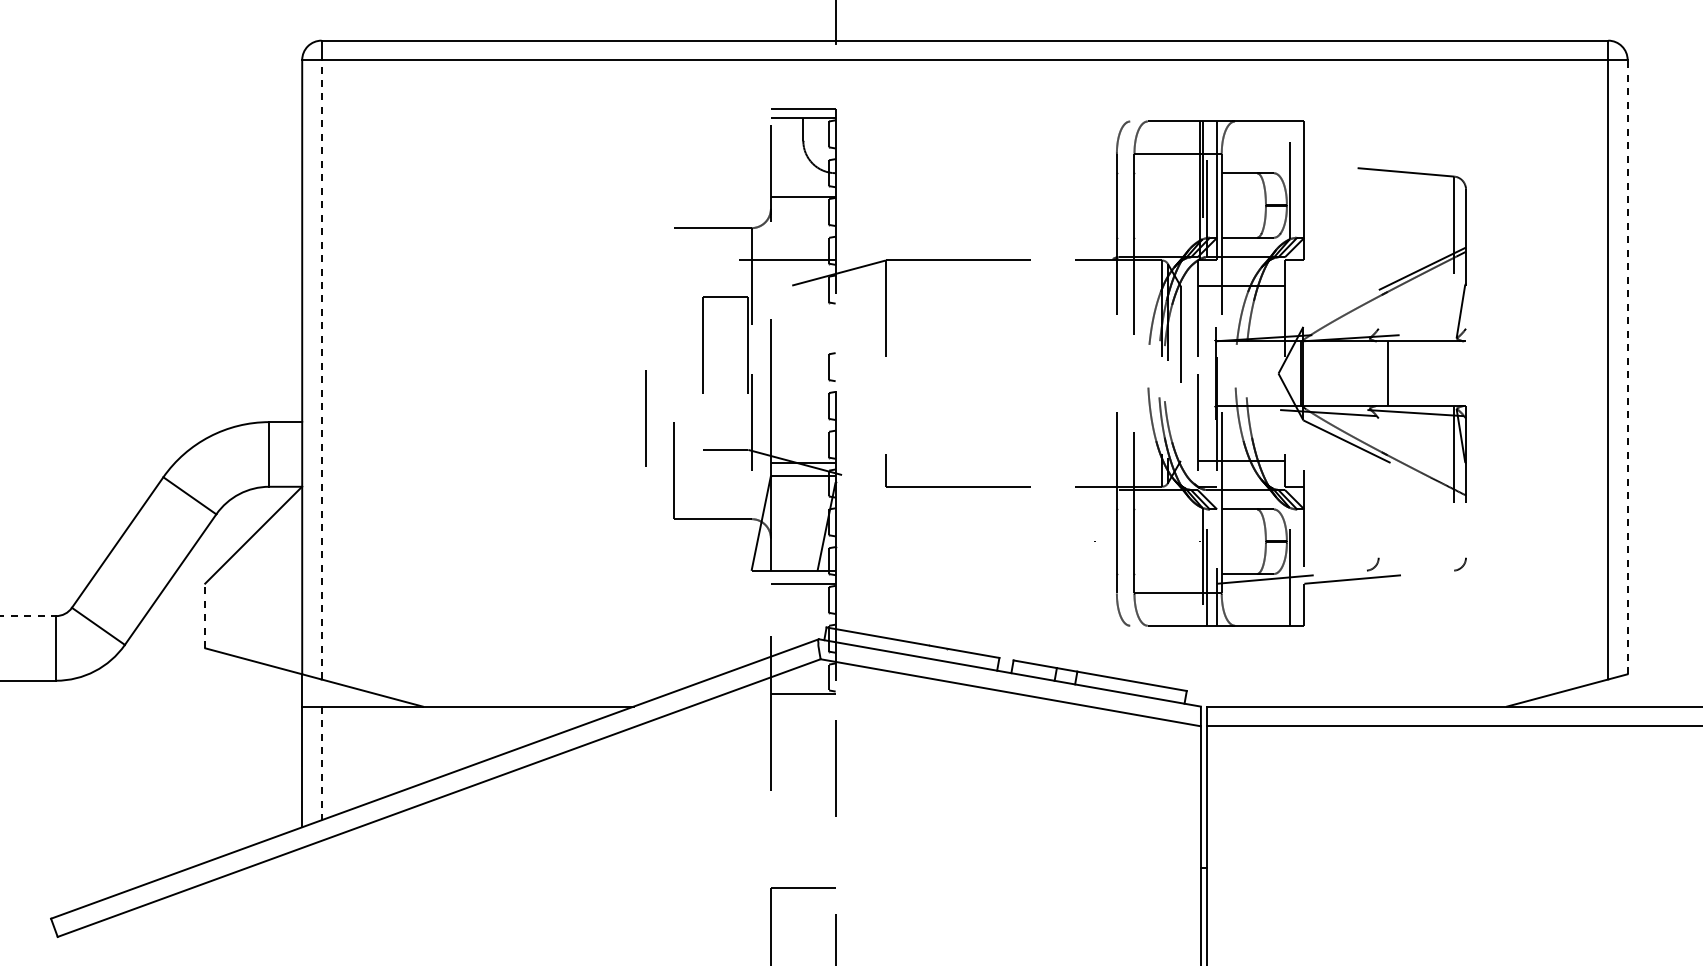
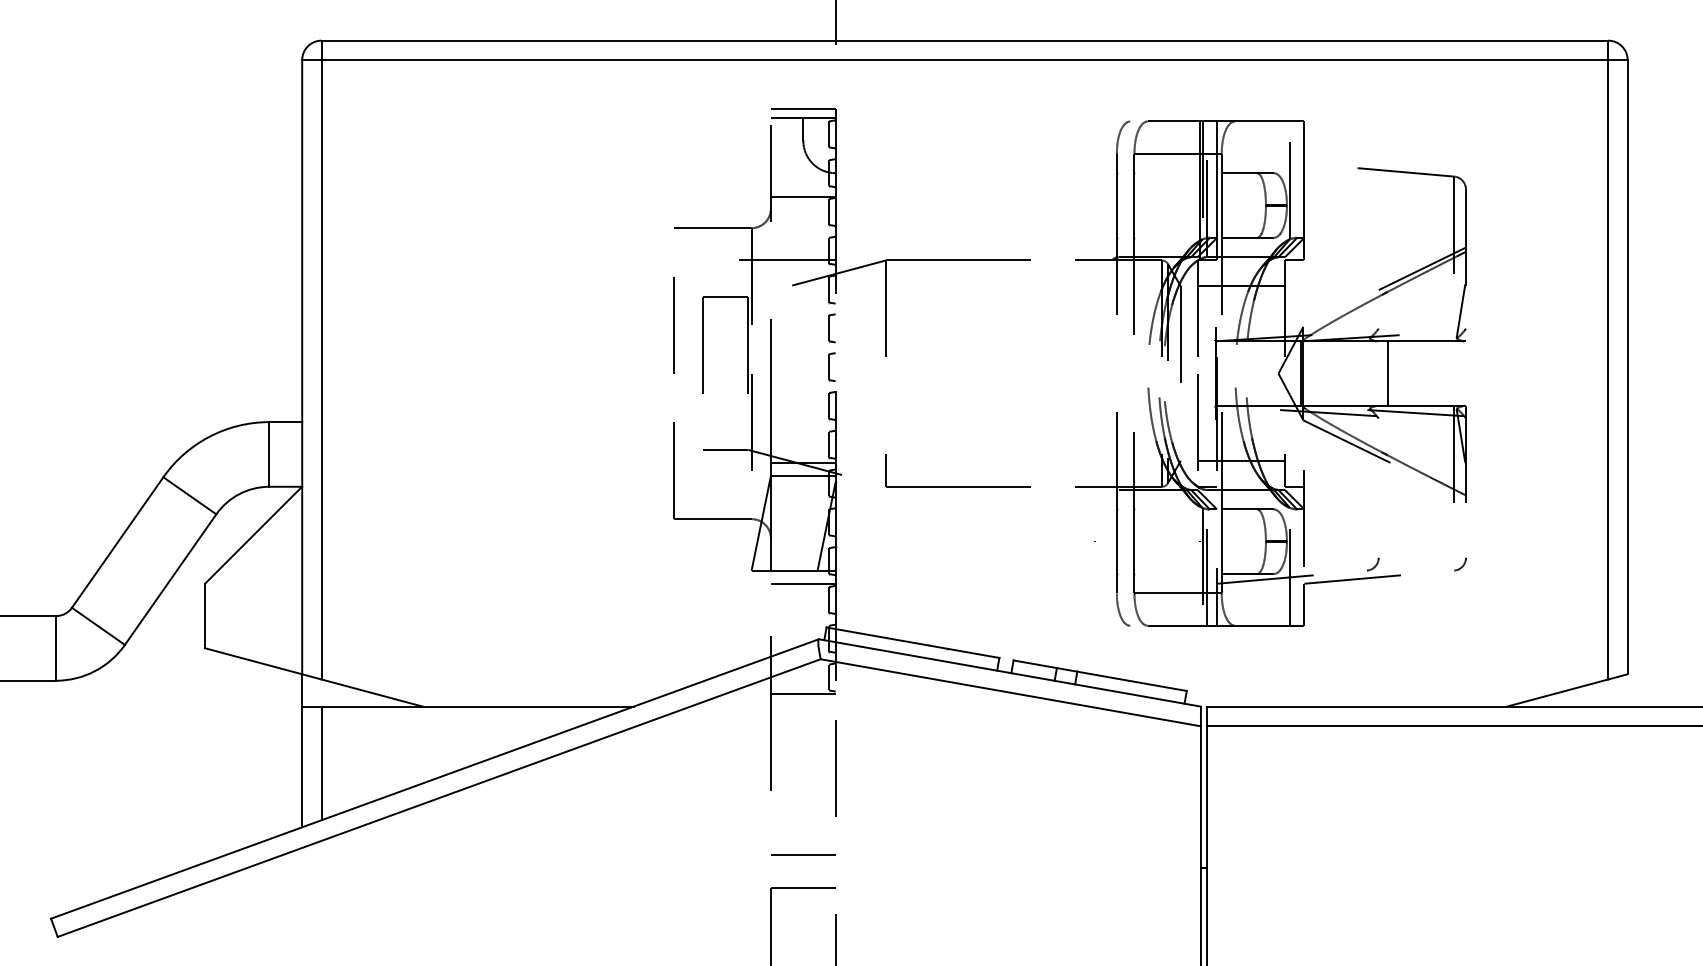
part: none -> present (831, 328)
line: dashed -> solid (1627, 366)
line: dashed -> solid (321, 369)
line position: (645, 418) -> (673, 325) (673, 325)
line: dashed -> solid (205, 615)
line: dashed -> solid (28, 616)
line: dashed -> solid (321, 763)
line: none -> present (802, 855)
